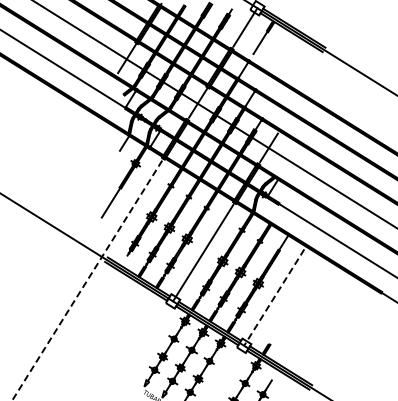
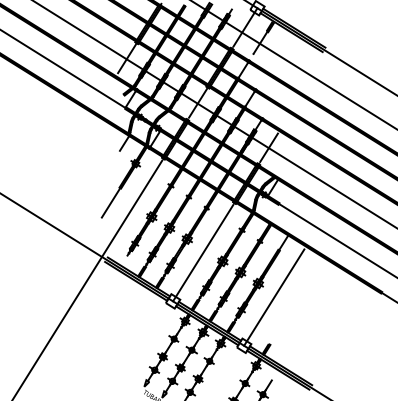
line: none -> present (293, 64)
line: dashed -> solid (87, 280)
line: dashed -> solid (274, 297)
